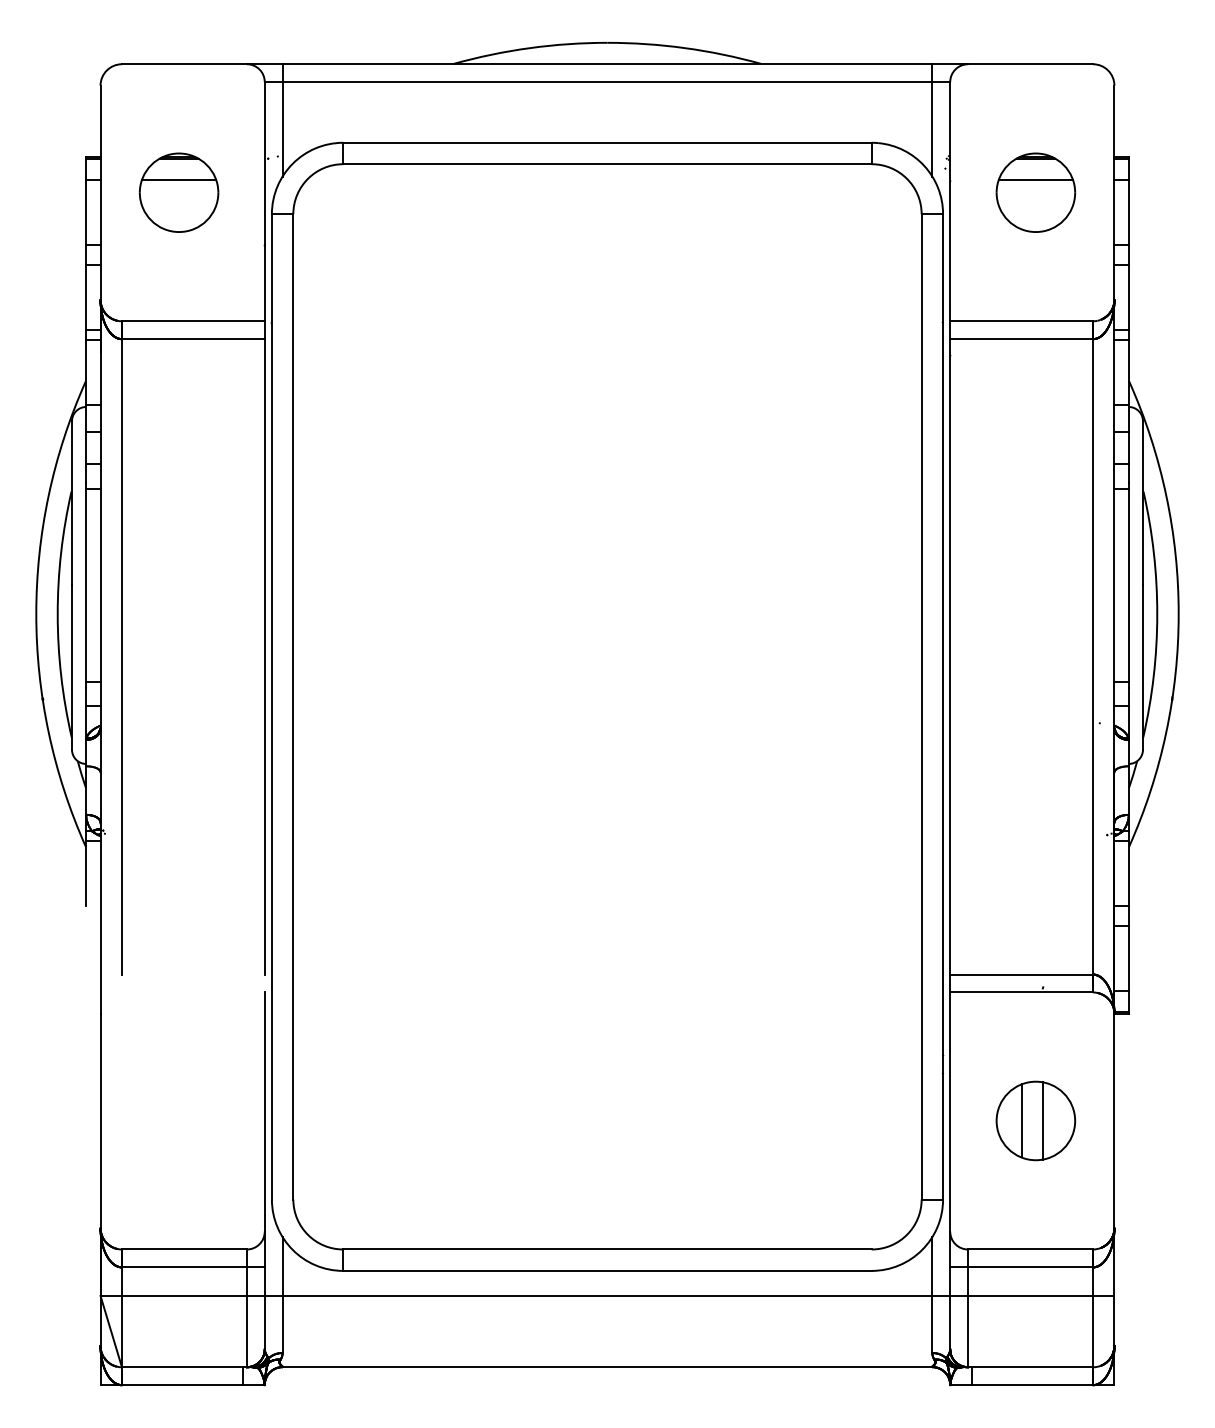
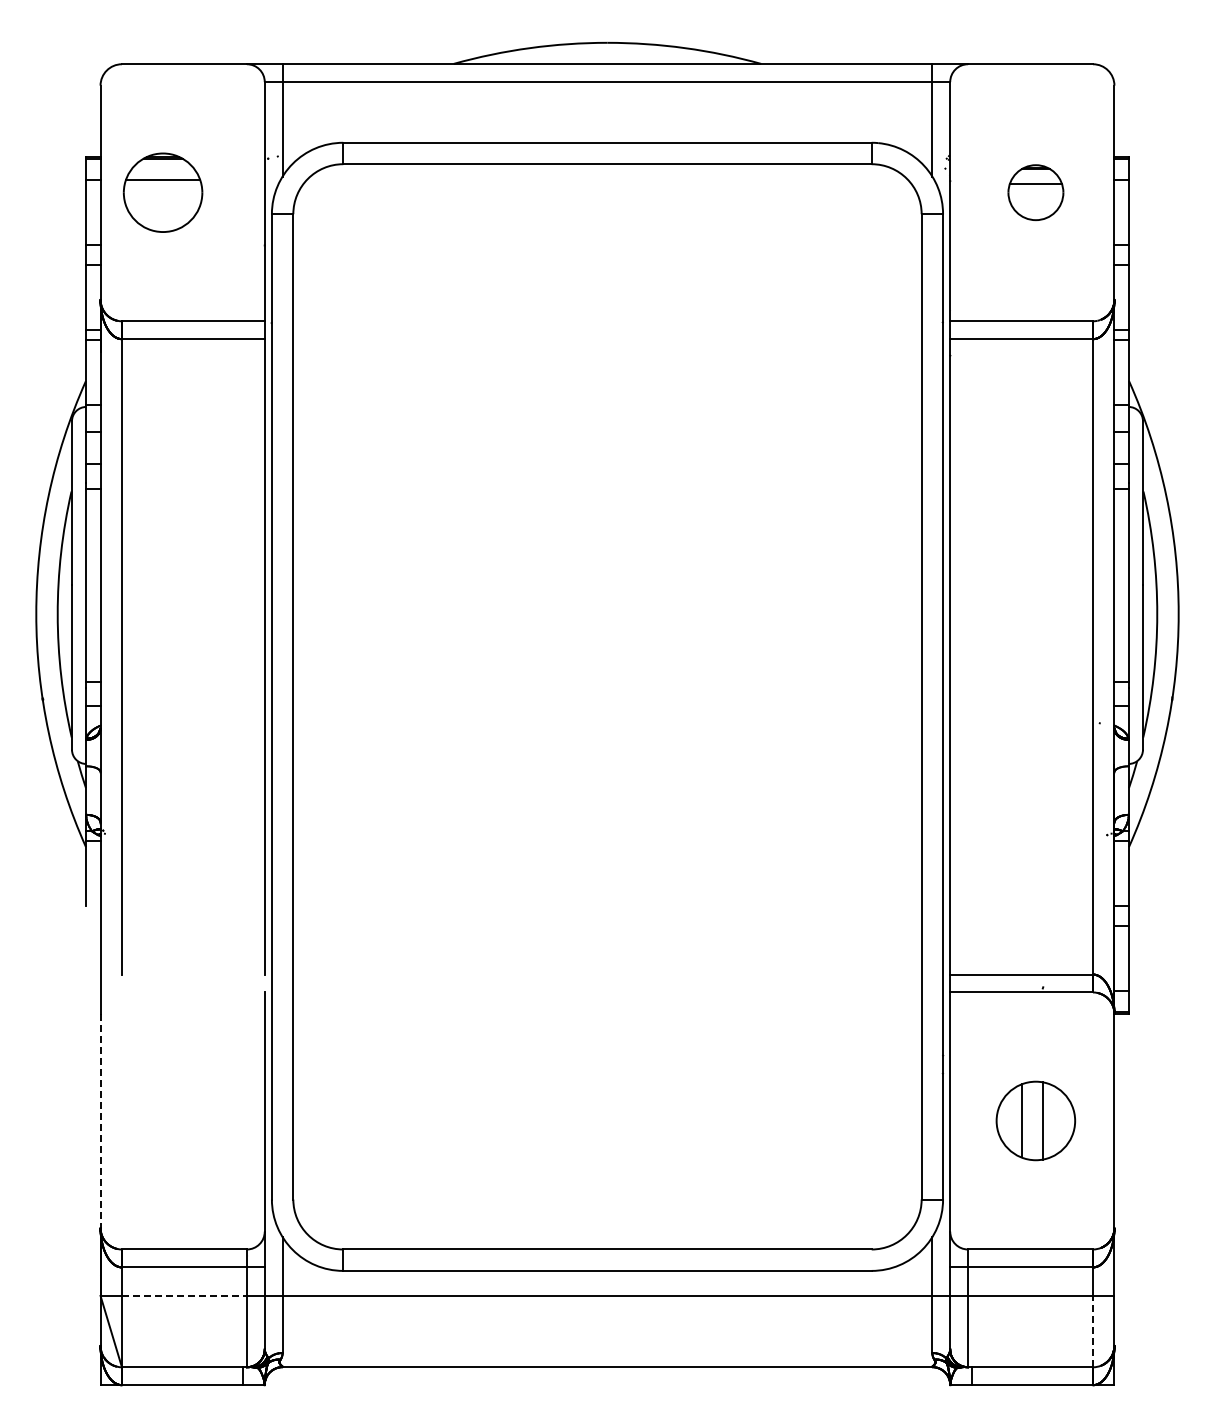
part position: (178, 192) -> (162, 192) (162, 192)
part size: 82x81 px -> 58x58 px (1035, 192)
line: solid -> dashed (100, 1121)
line: solid -> dashed (184, 1295)
line: solid -> dashed (1093, 1331)
